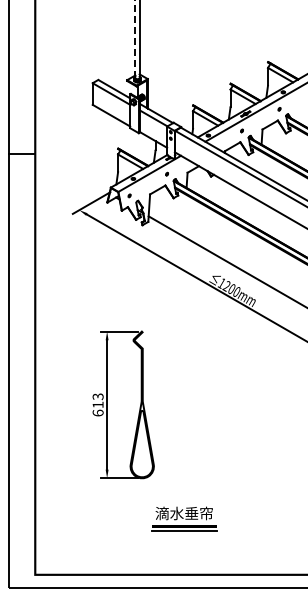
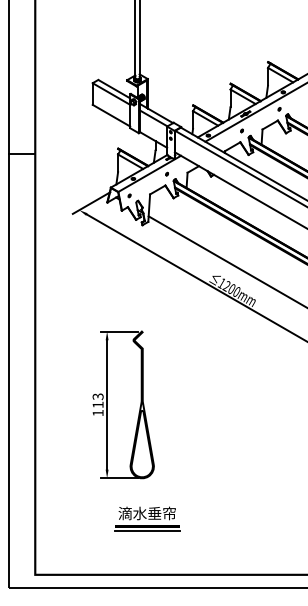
line: dashed -> solid (135, 39)
text: 613 -> 113 (97, 412)
part position: (184, 518) -> (147, 518) (147, 518)
